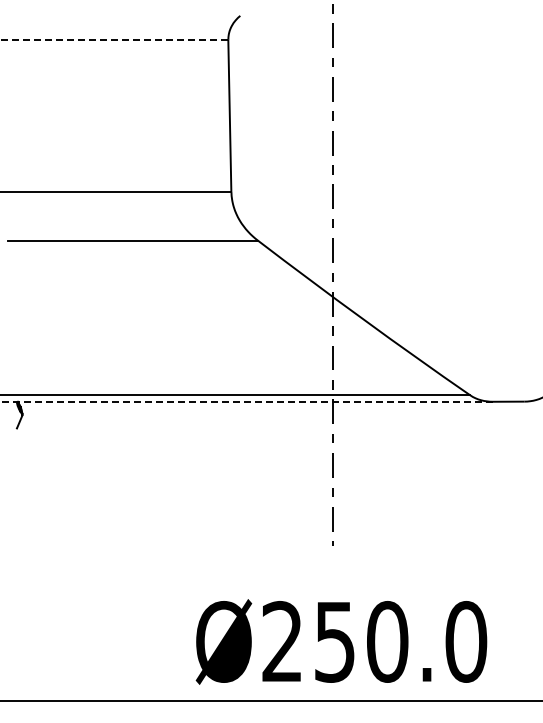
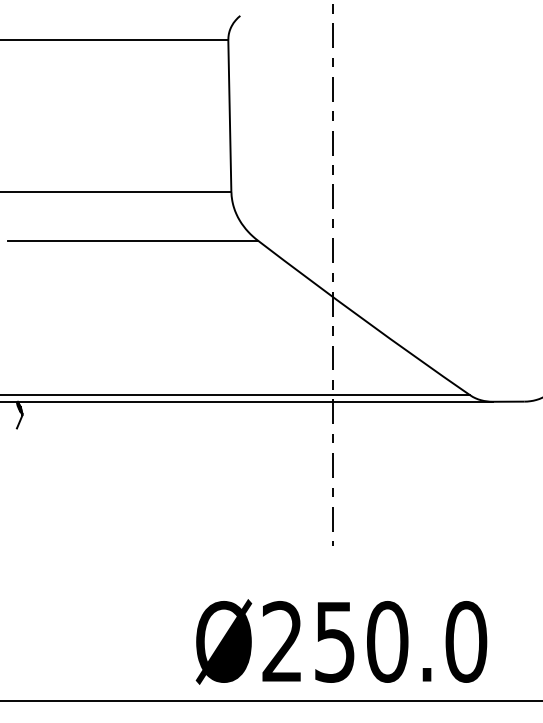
line: dashed -> solid (114, 39)
line: dashed -> solid (246, 401)
